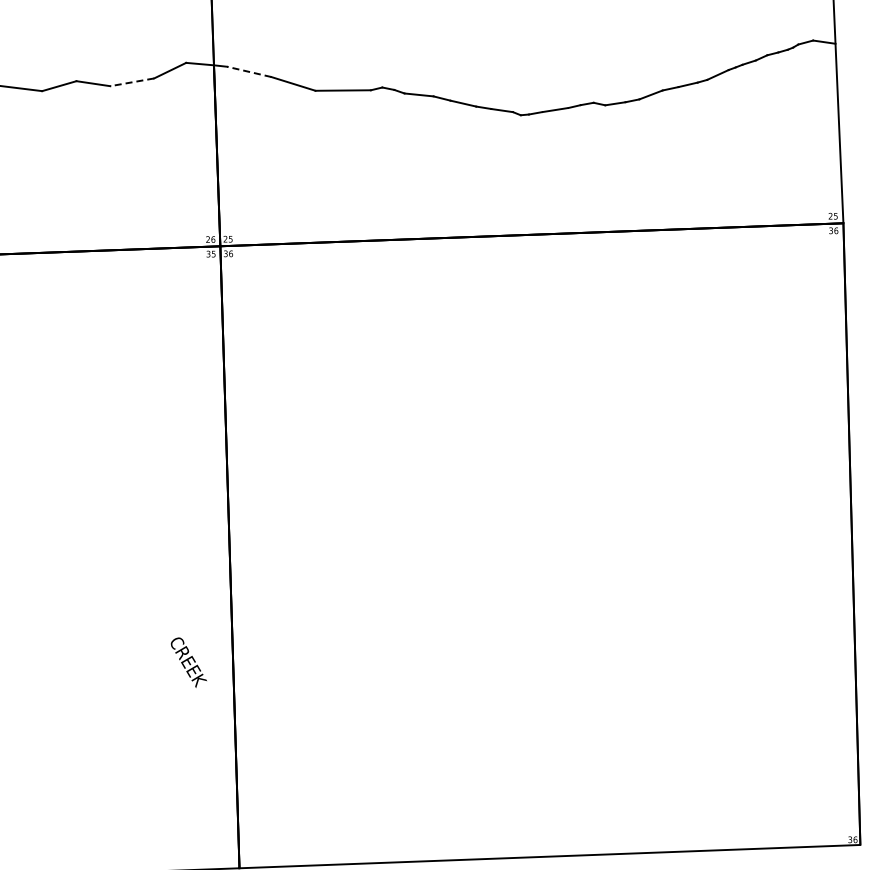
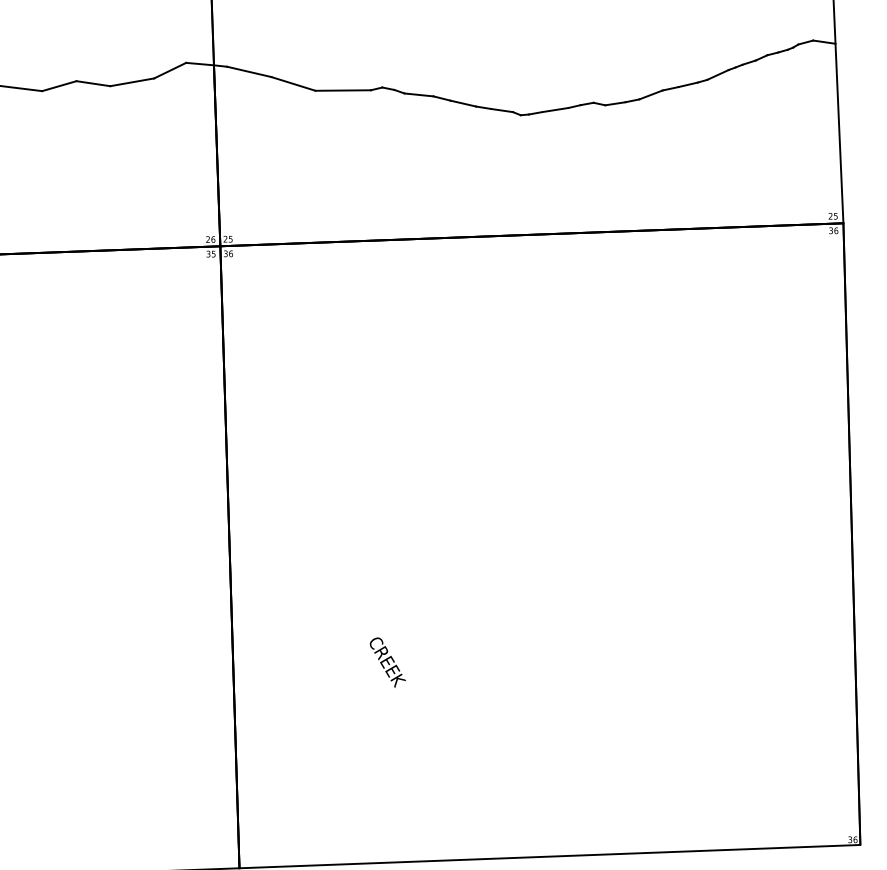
line: dashed -> solid (249, 71)
line: dashed -> solid (131, 82)
text position: (188, 662) -> (387, 662) (387, 662)
